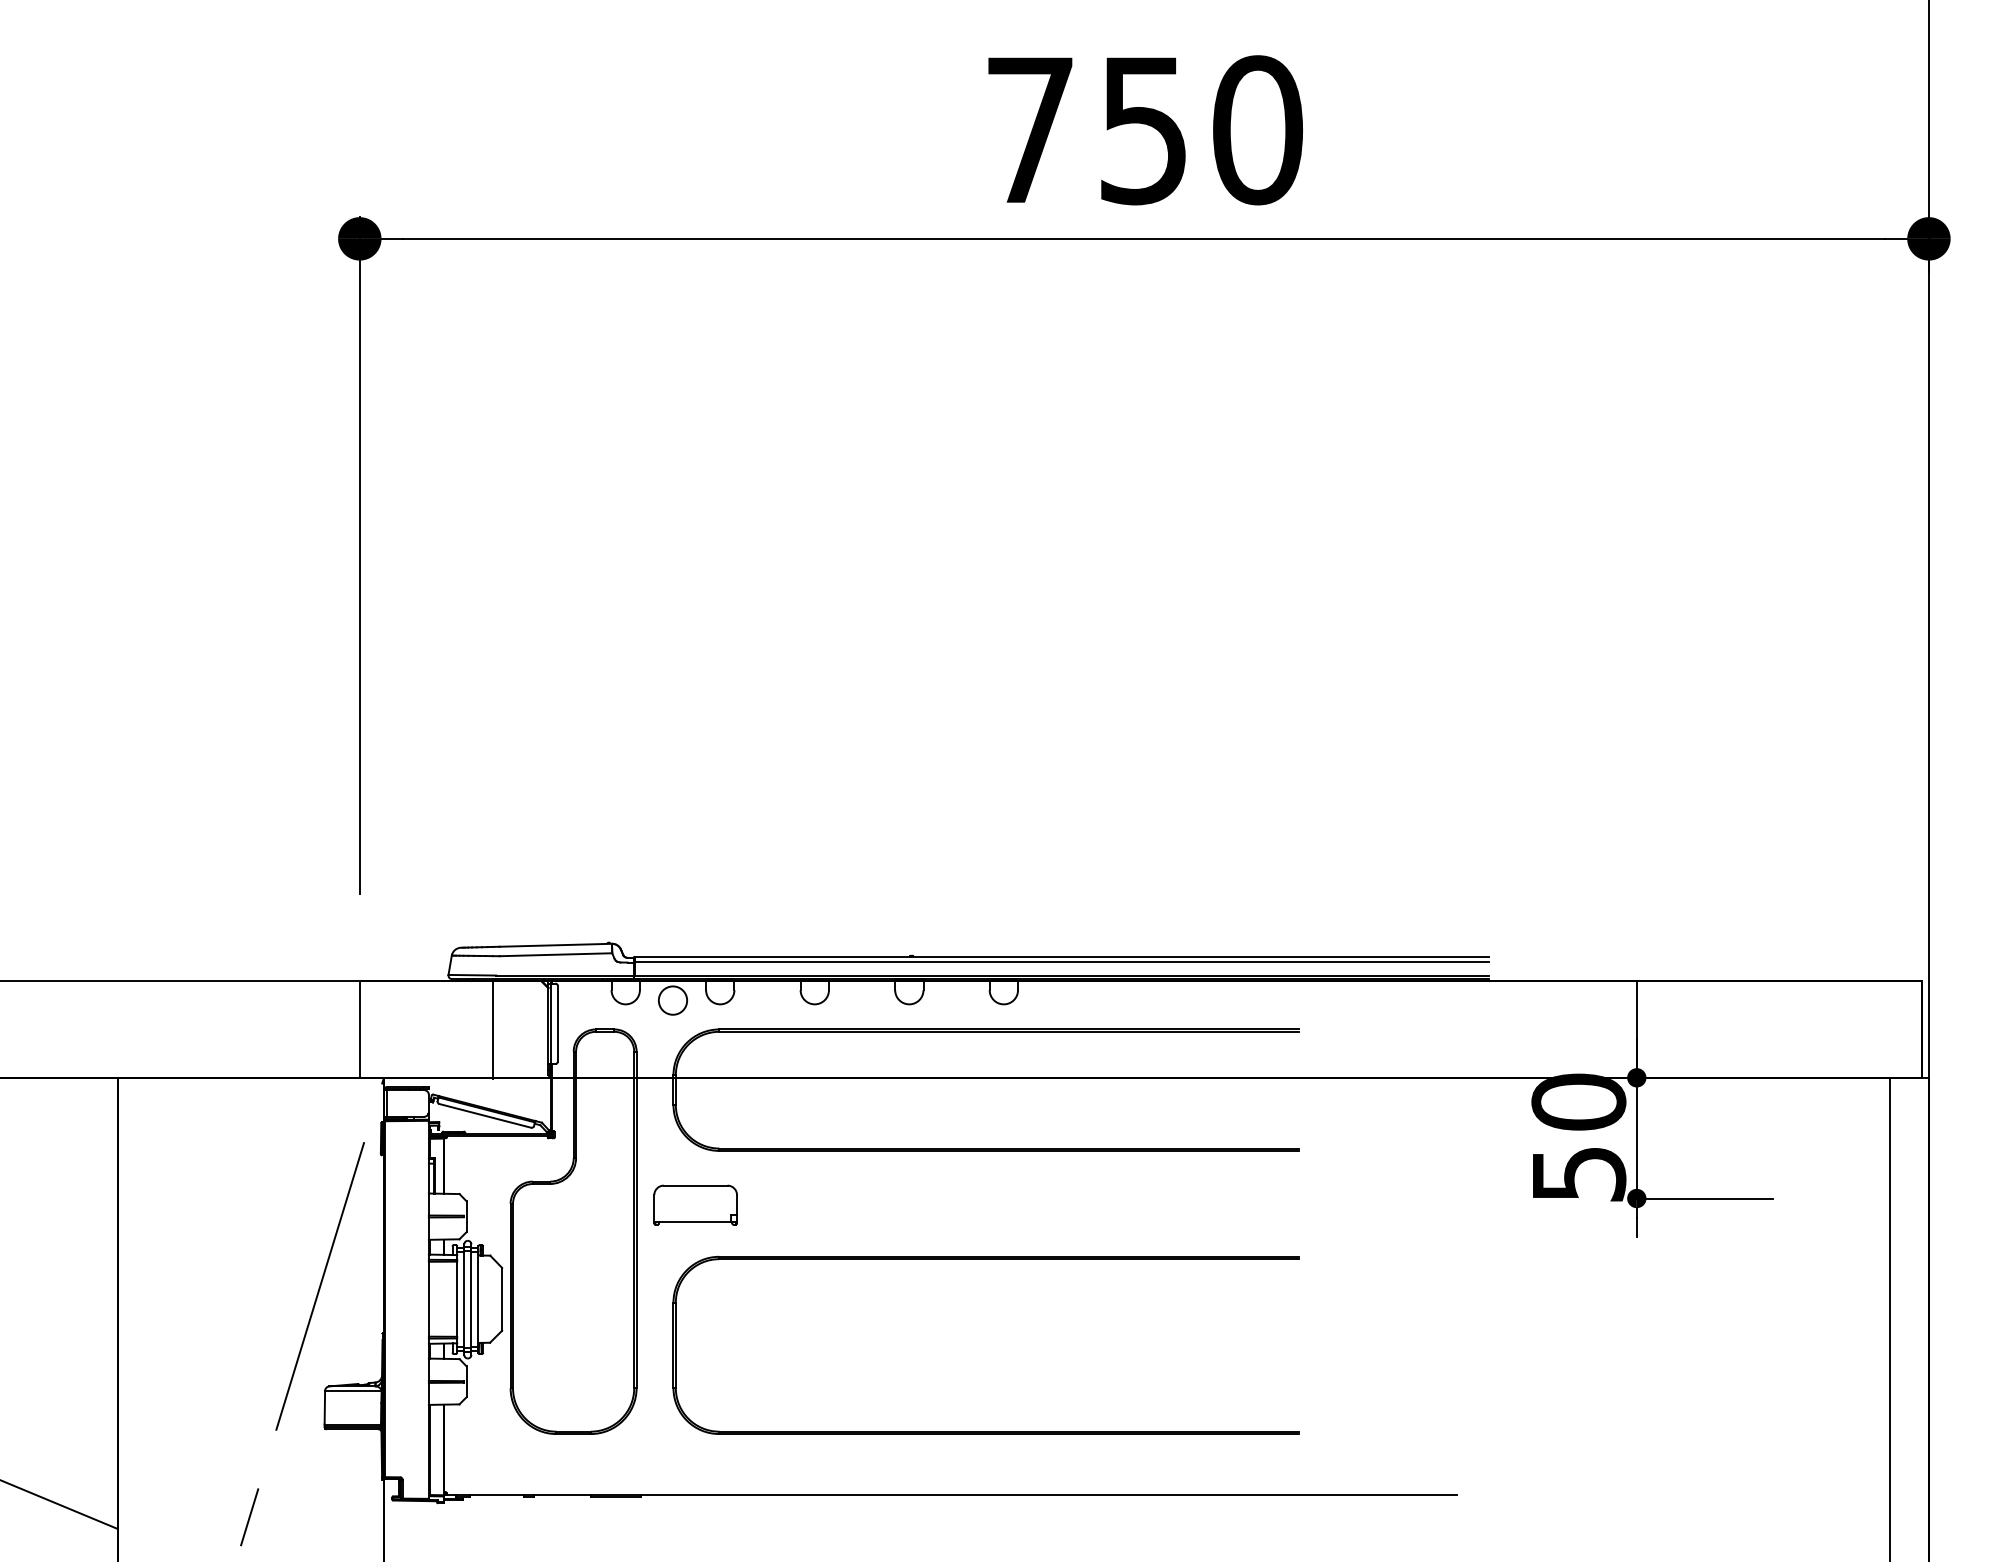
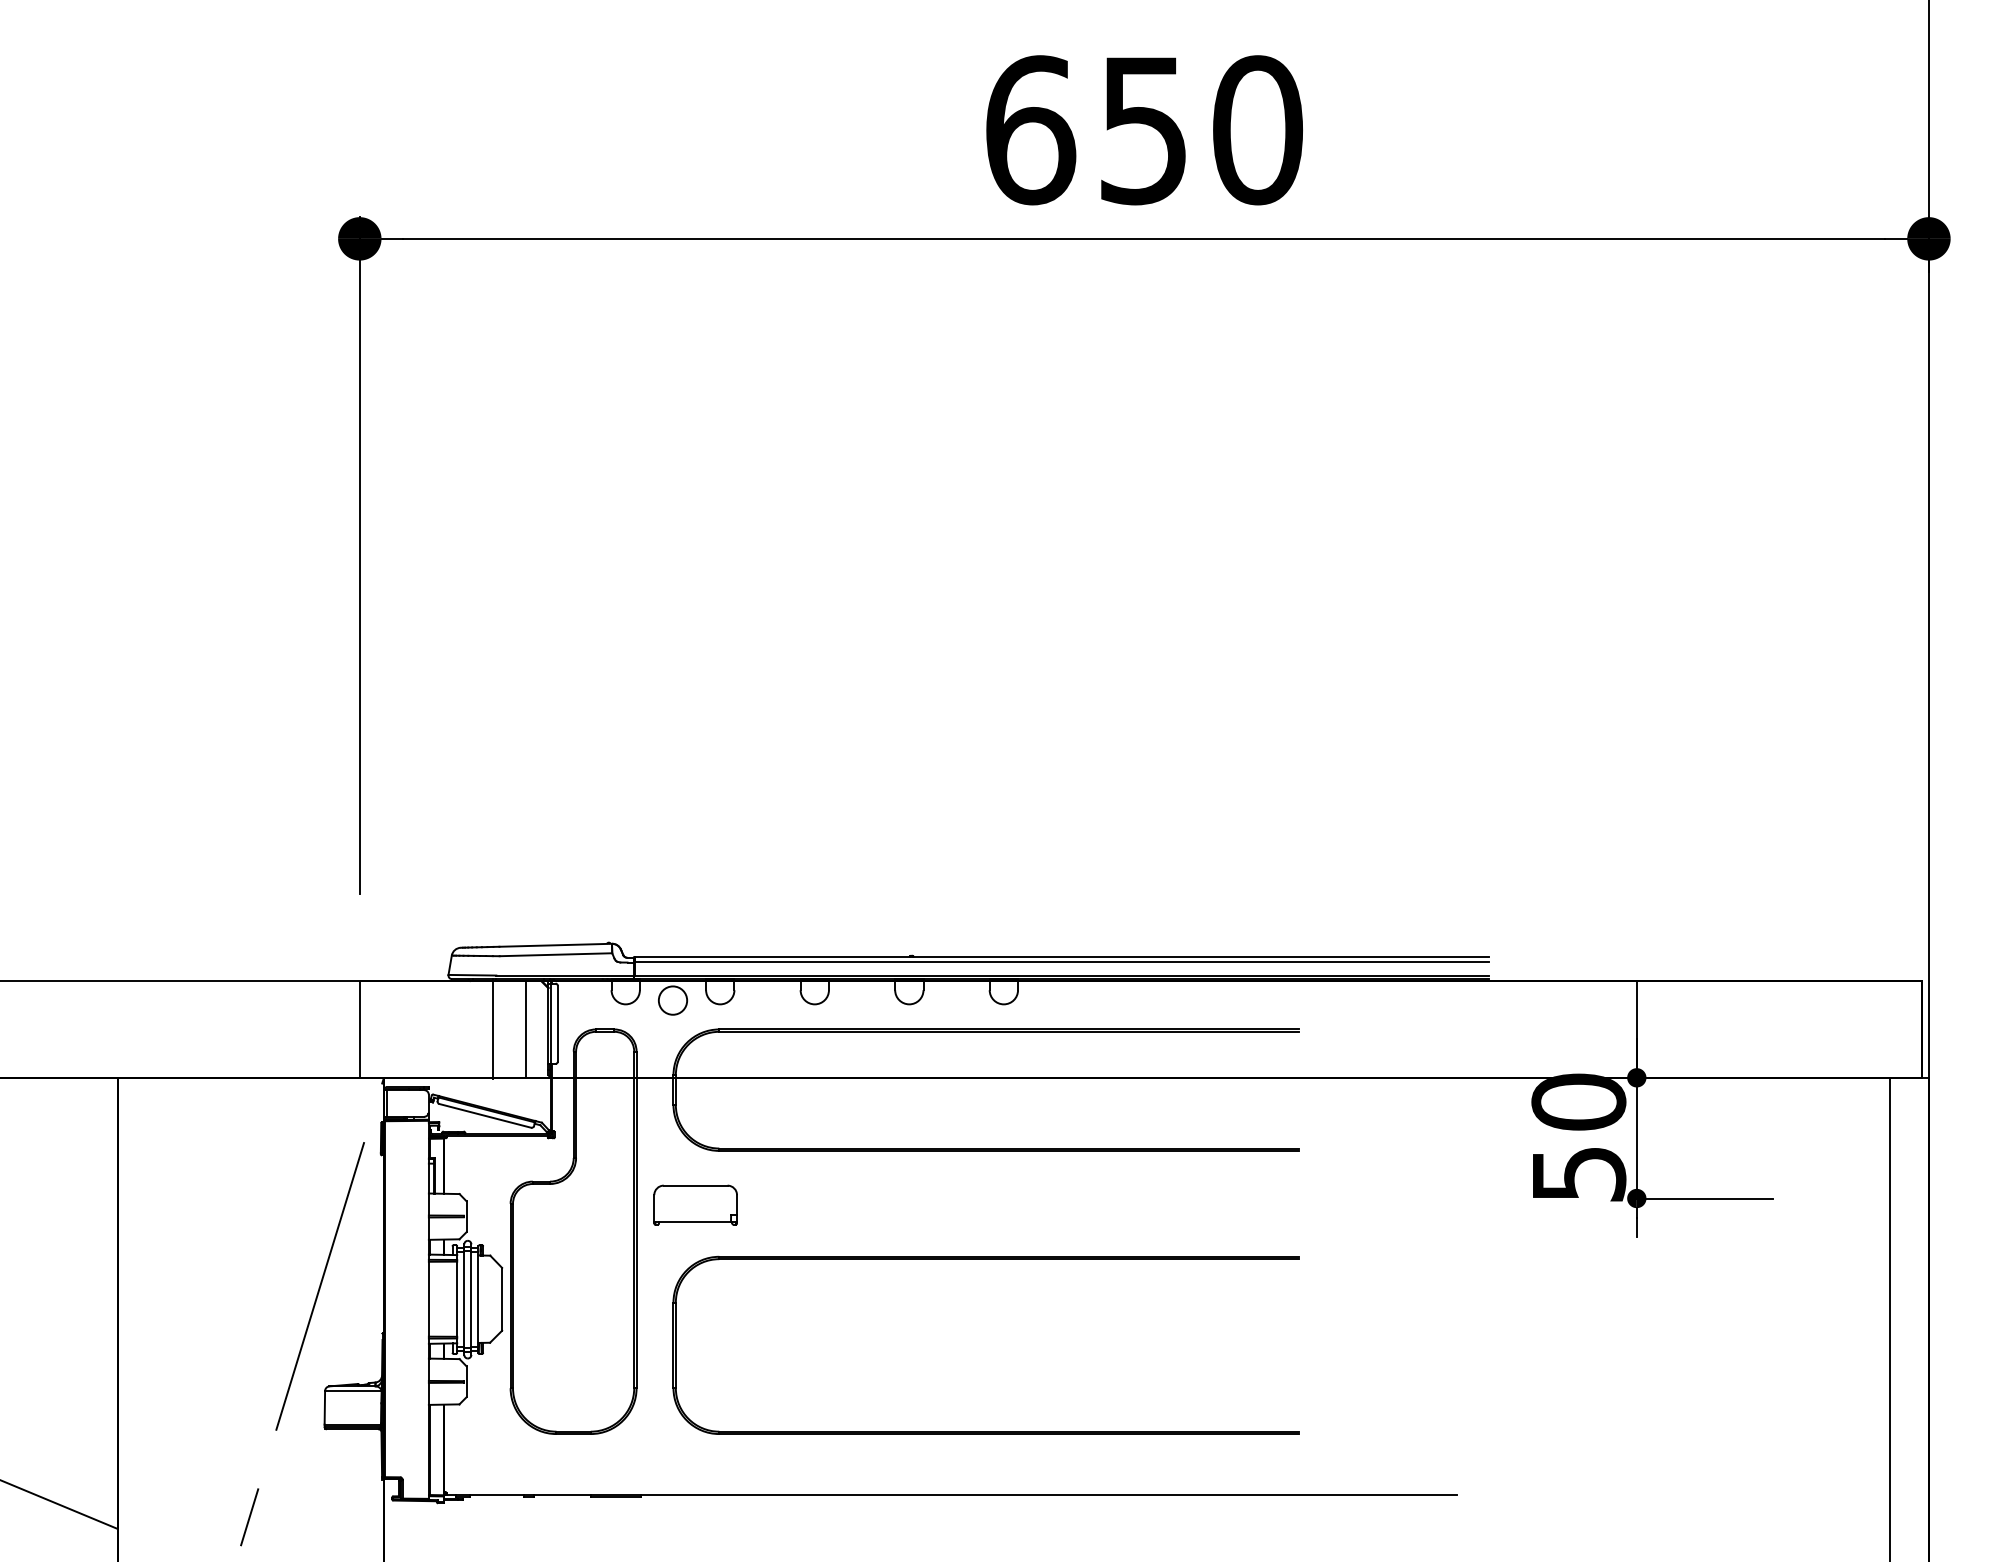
text: 750 -> 650 (1031, 130)
line: none -> present (526, 1029)
